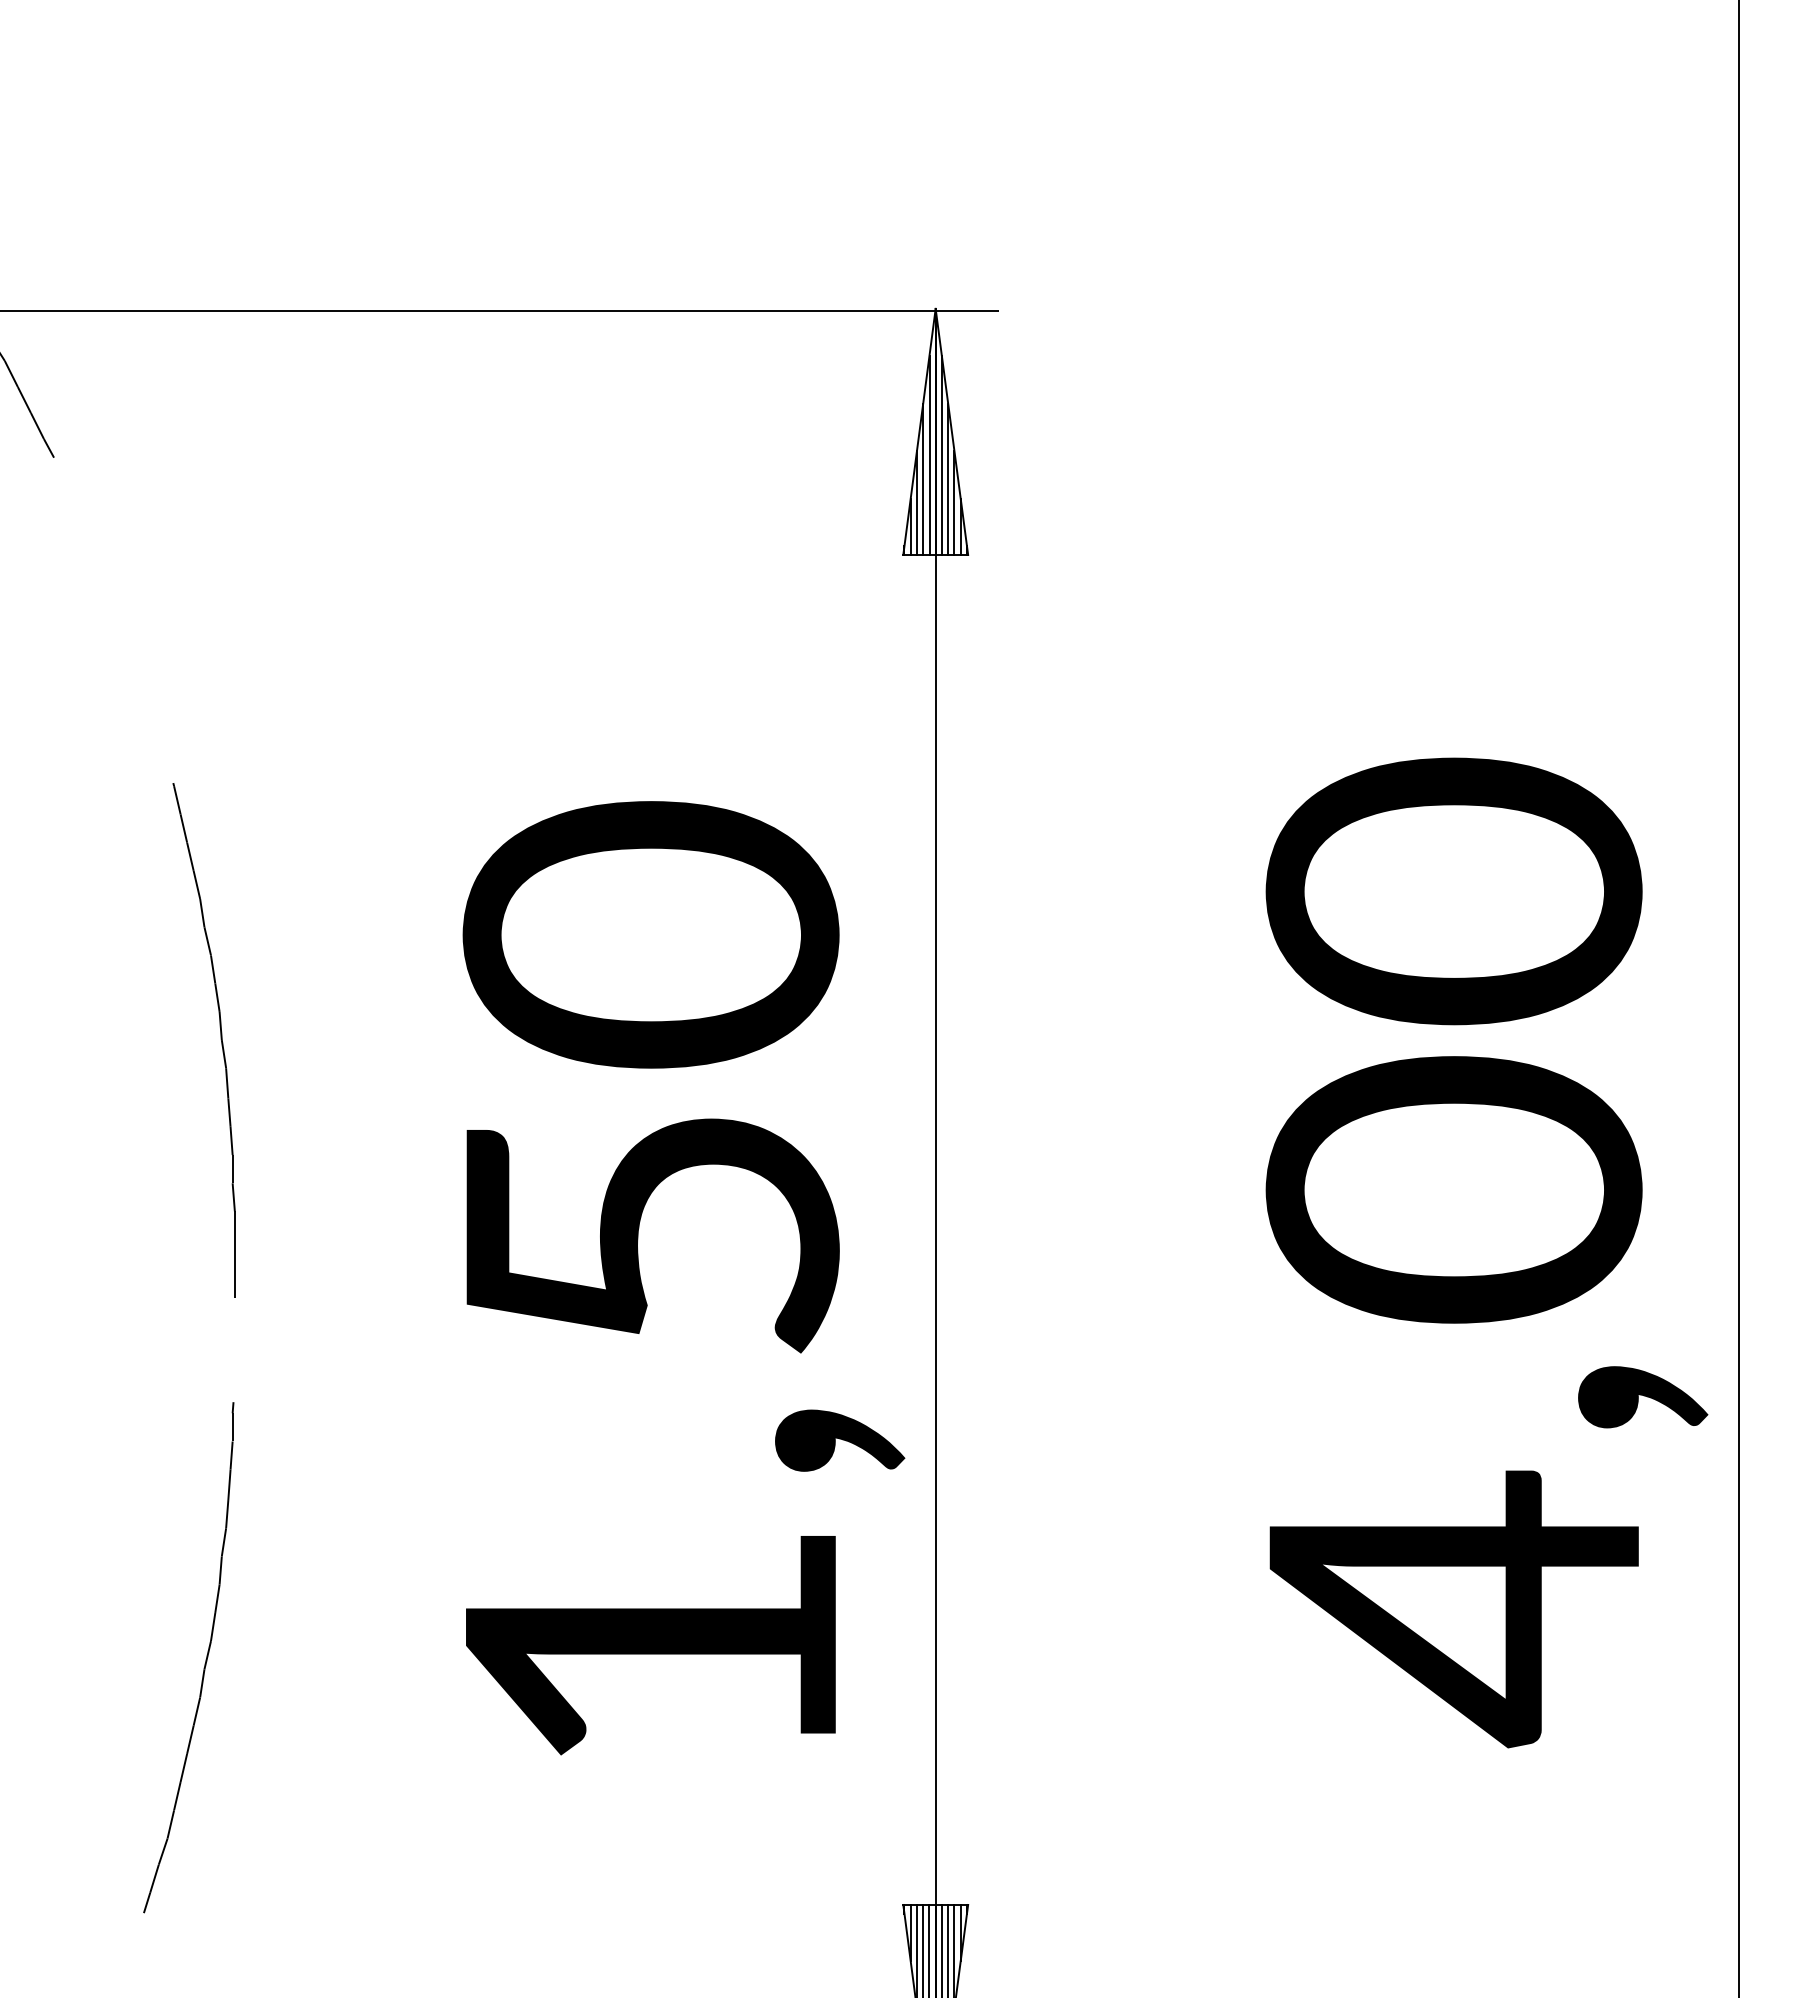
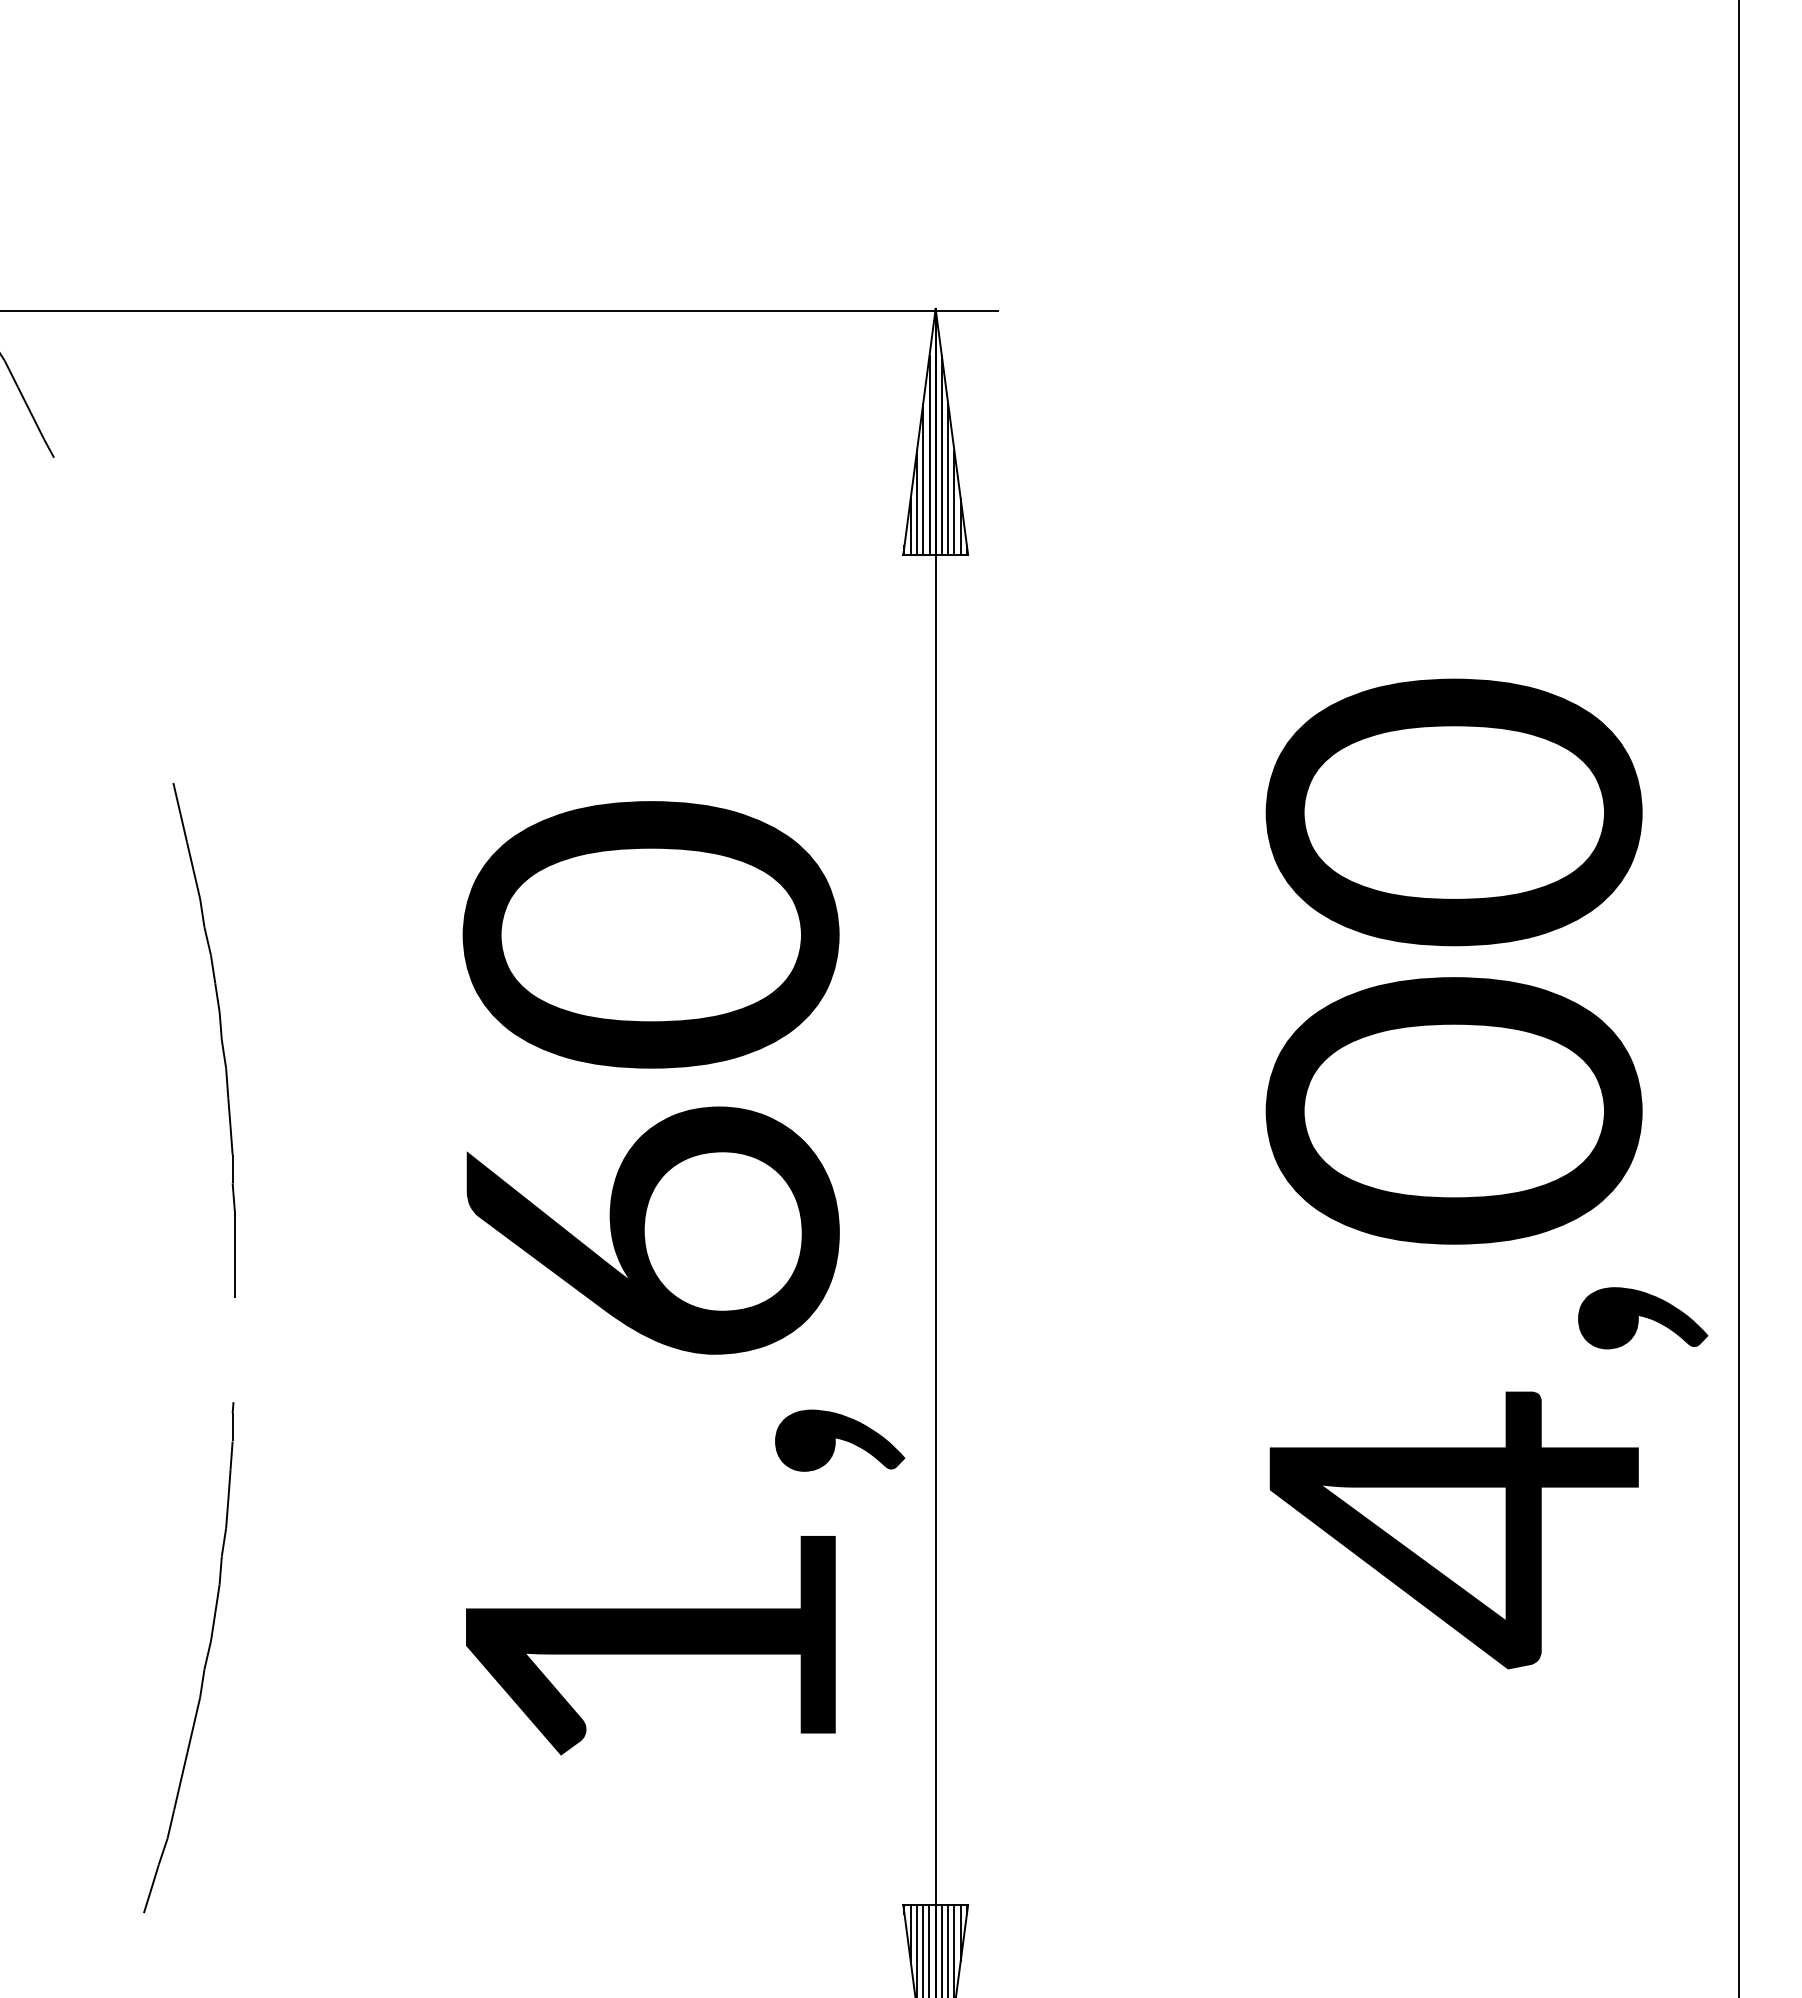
text: 1,50 -> 1,60 (652, 1230)
text position: (1486, 1252) -> (1486, 1173) (1486, 1173)
